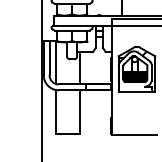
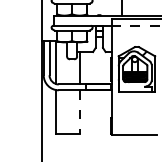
line: solid -> dashed (136, 25)
line: solid -> dashed (80, 112)
